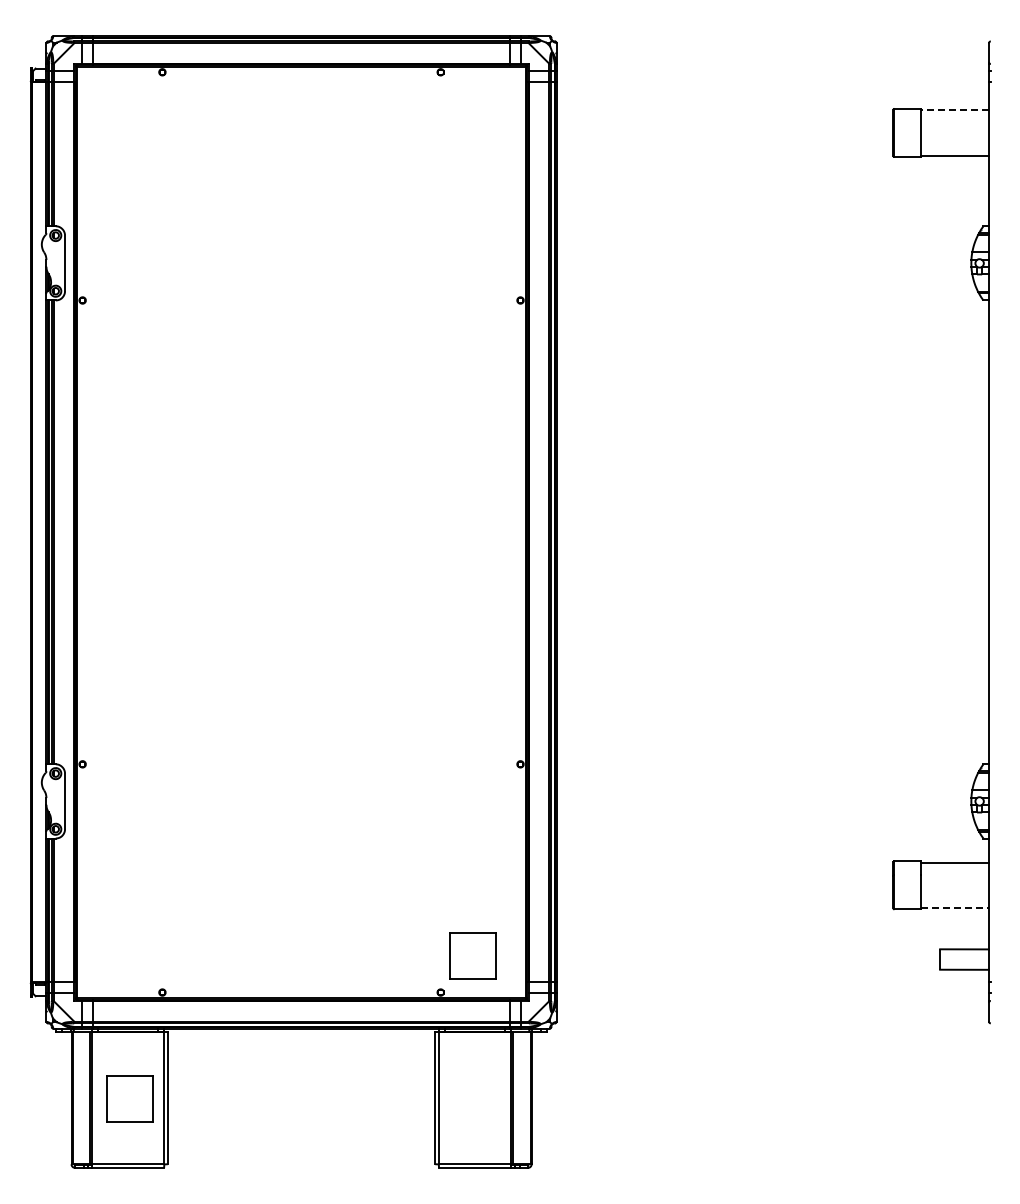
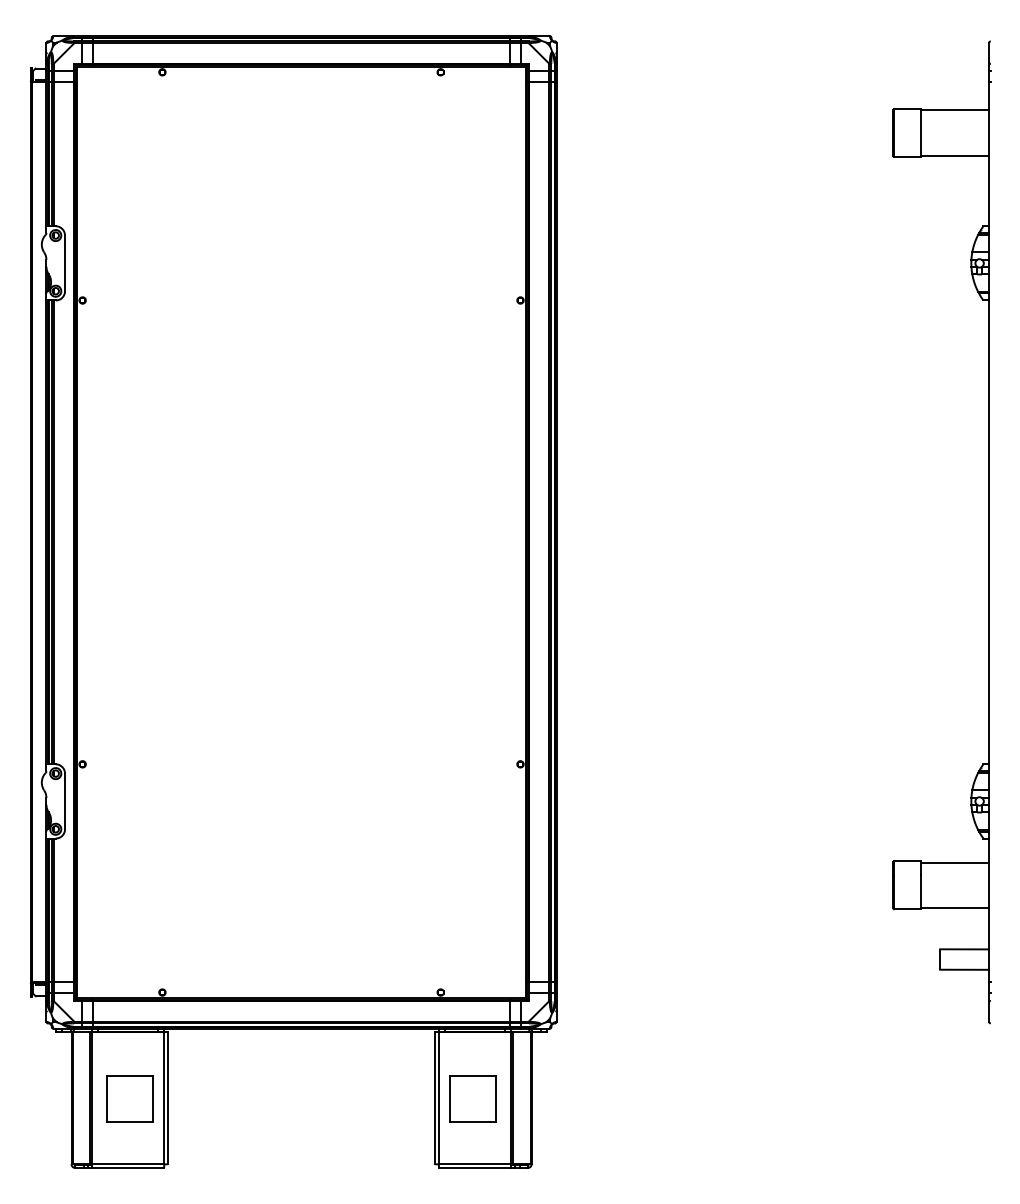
line: dashed -> solid (955, 110)
line: dashed -> solid (955, 908)
part position: (472, 955) -> (472, 1098) (472, 1098)
